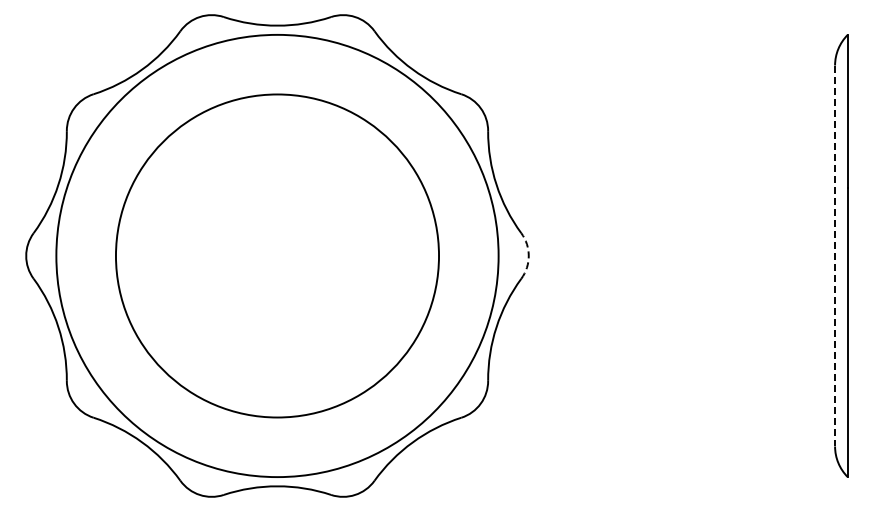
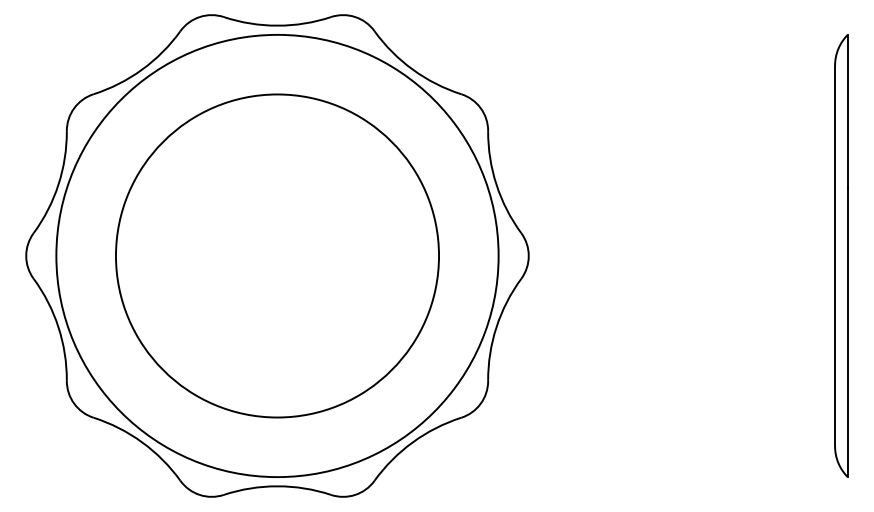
arc: dashed -> solid (528, 255)
line: dashed -> solid (835, 256)
